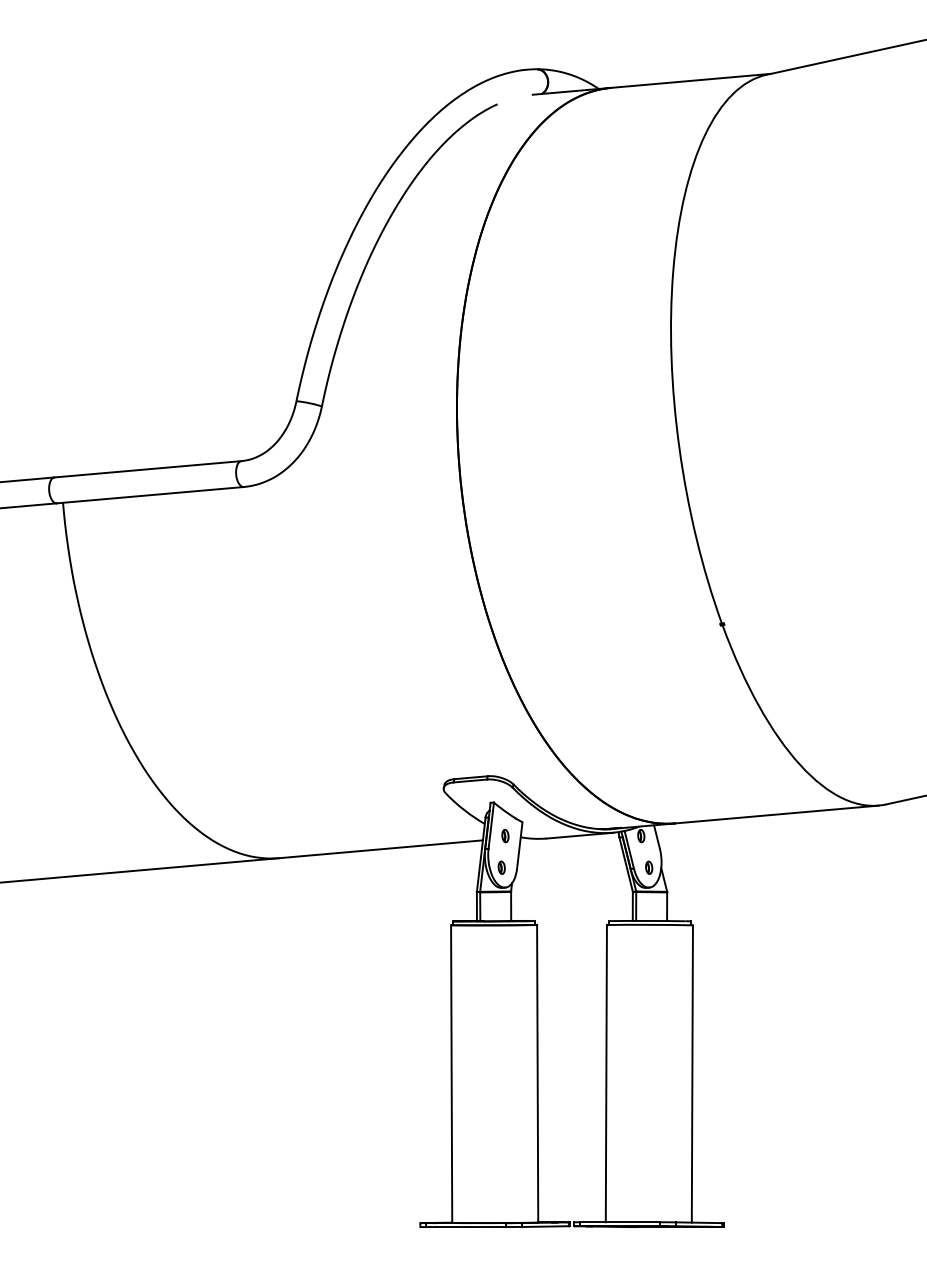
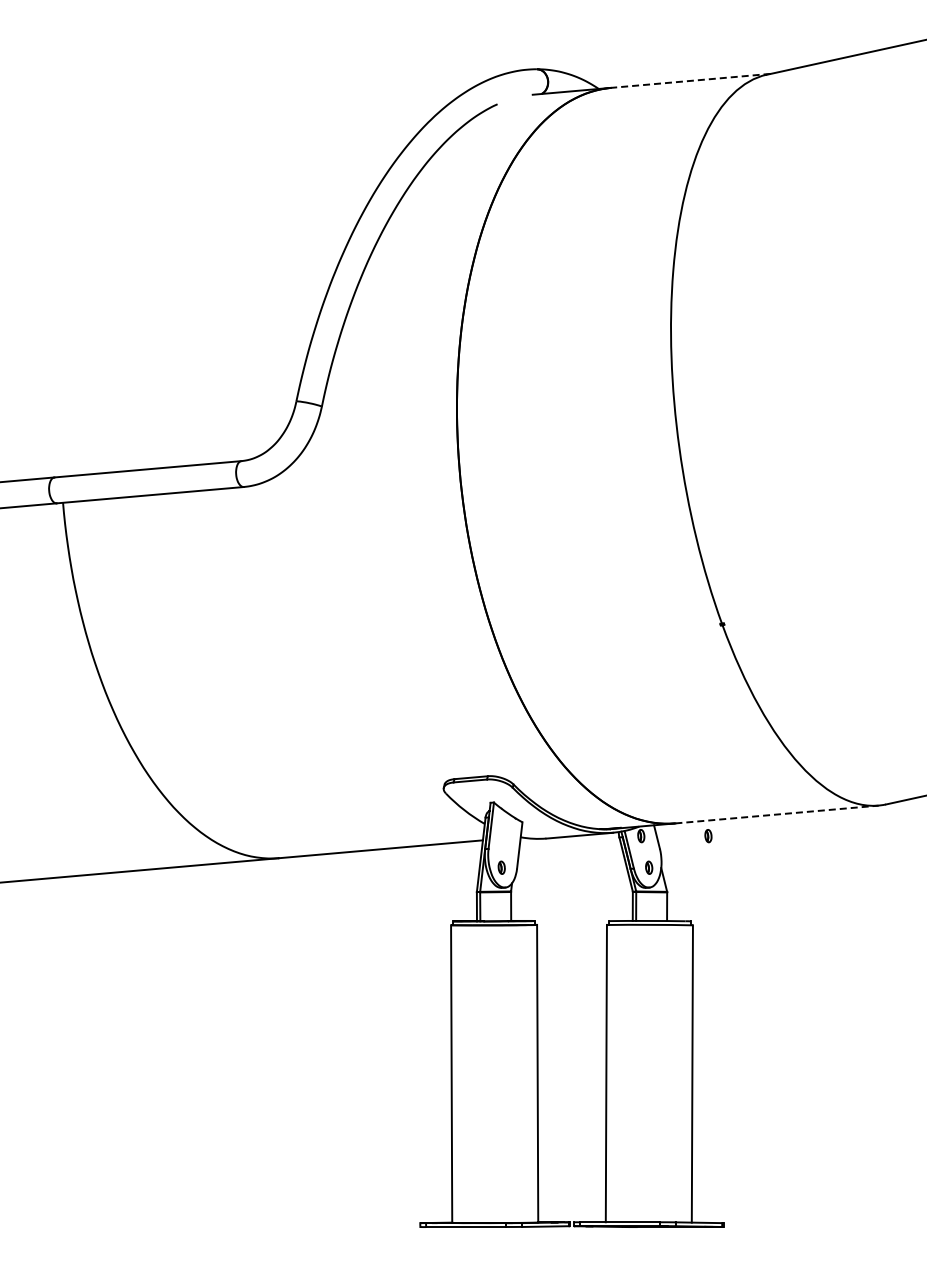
line: solid -> dashed (690, 80)
line: solid -> dashed (777, 814)
part position: (505, 836) -> (708, 836) (708, 836)
